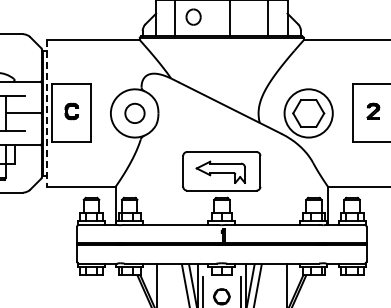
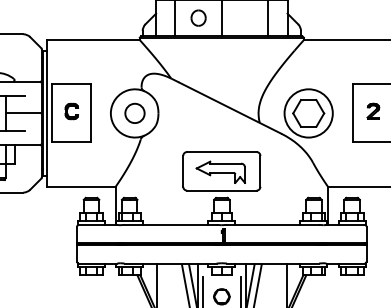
part position: (193, 16) -> (198, 17) (198, 17)
line position: (229, 19) -> (221, 19) (221, 19)
line: dashed -> solid (47, 113)
